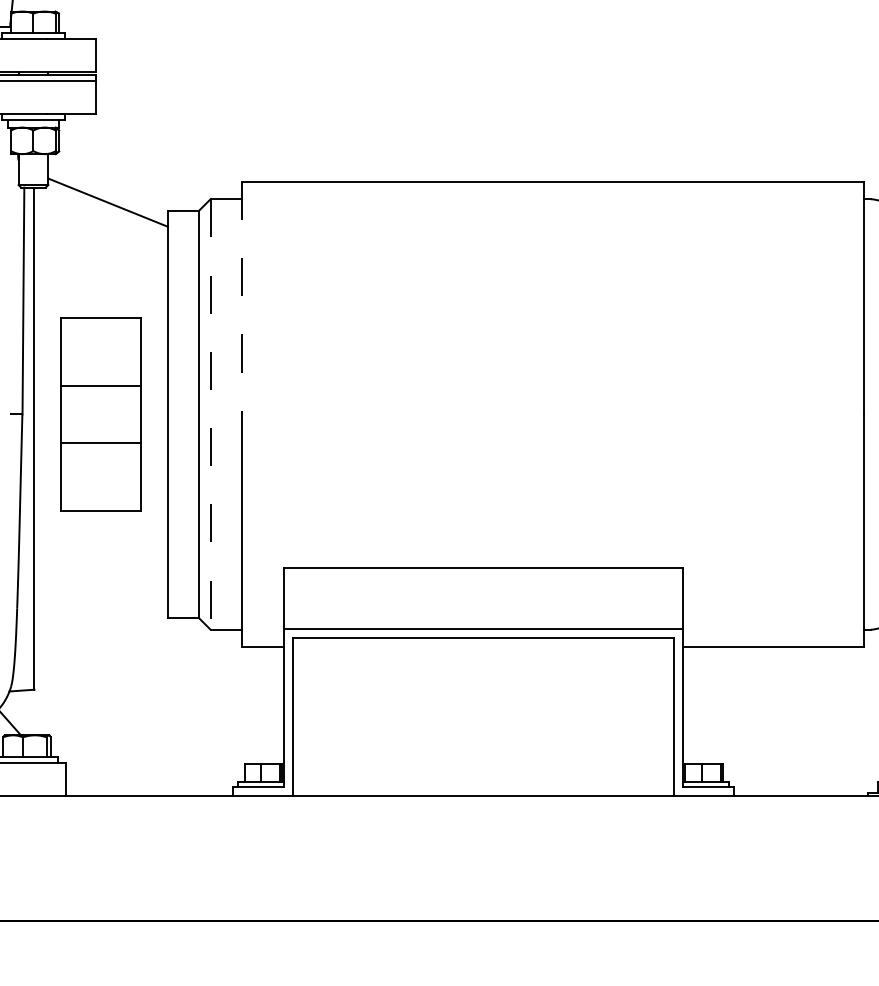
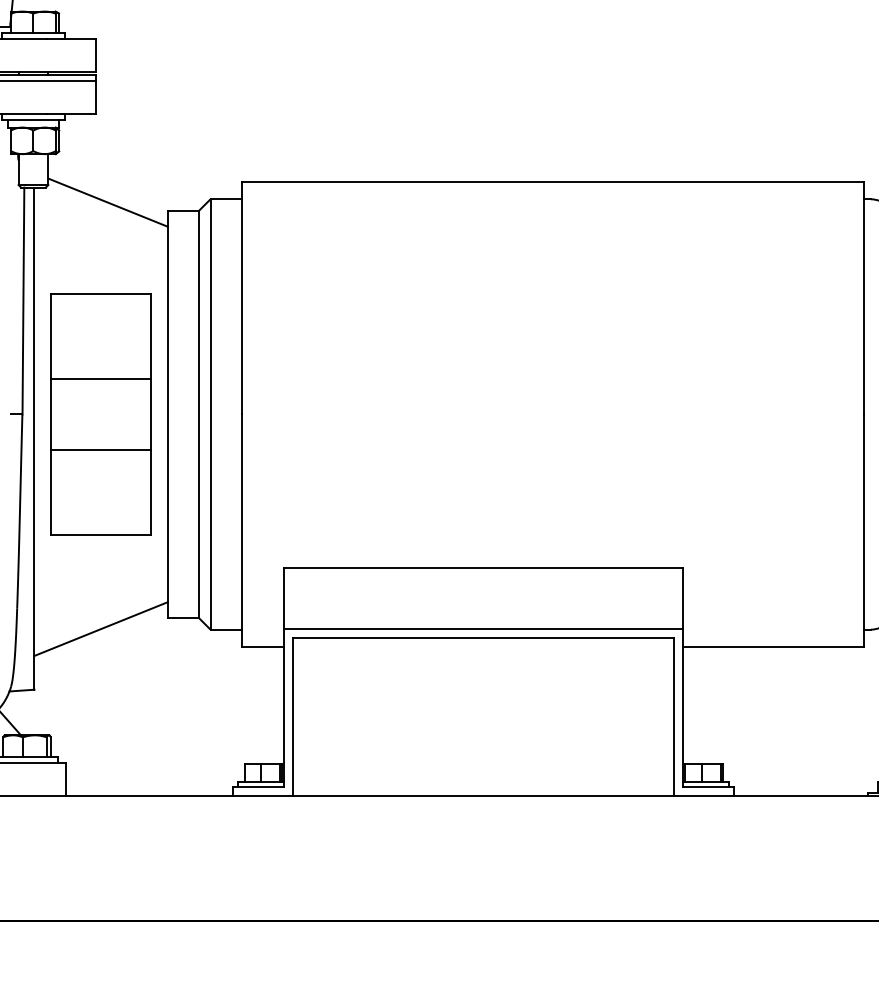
line: dashed -> solid (241, 298)
part size: 82x195 px -> 102x243 px (100, 414)
line: dashed -> solid (210, 414)
line: none -> present (100, 628)
